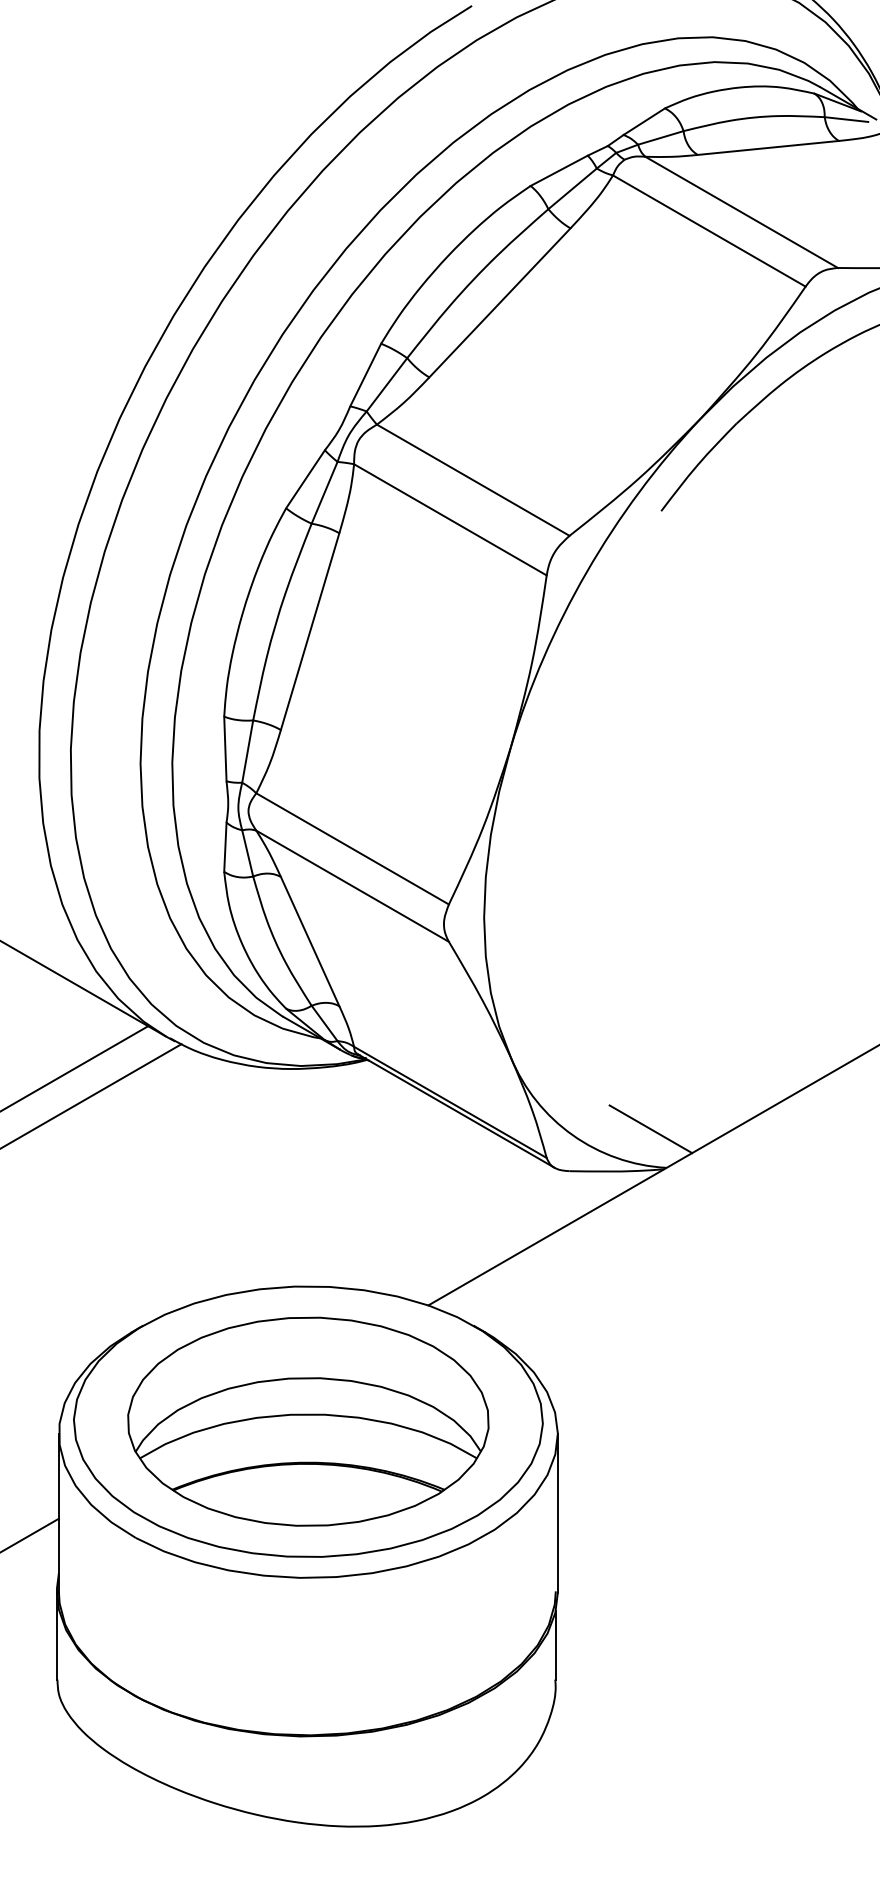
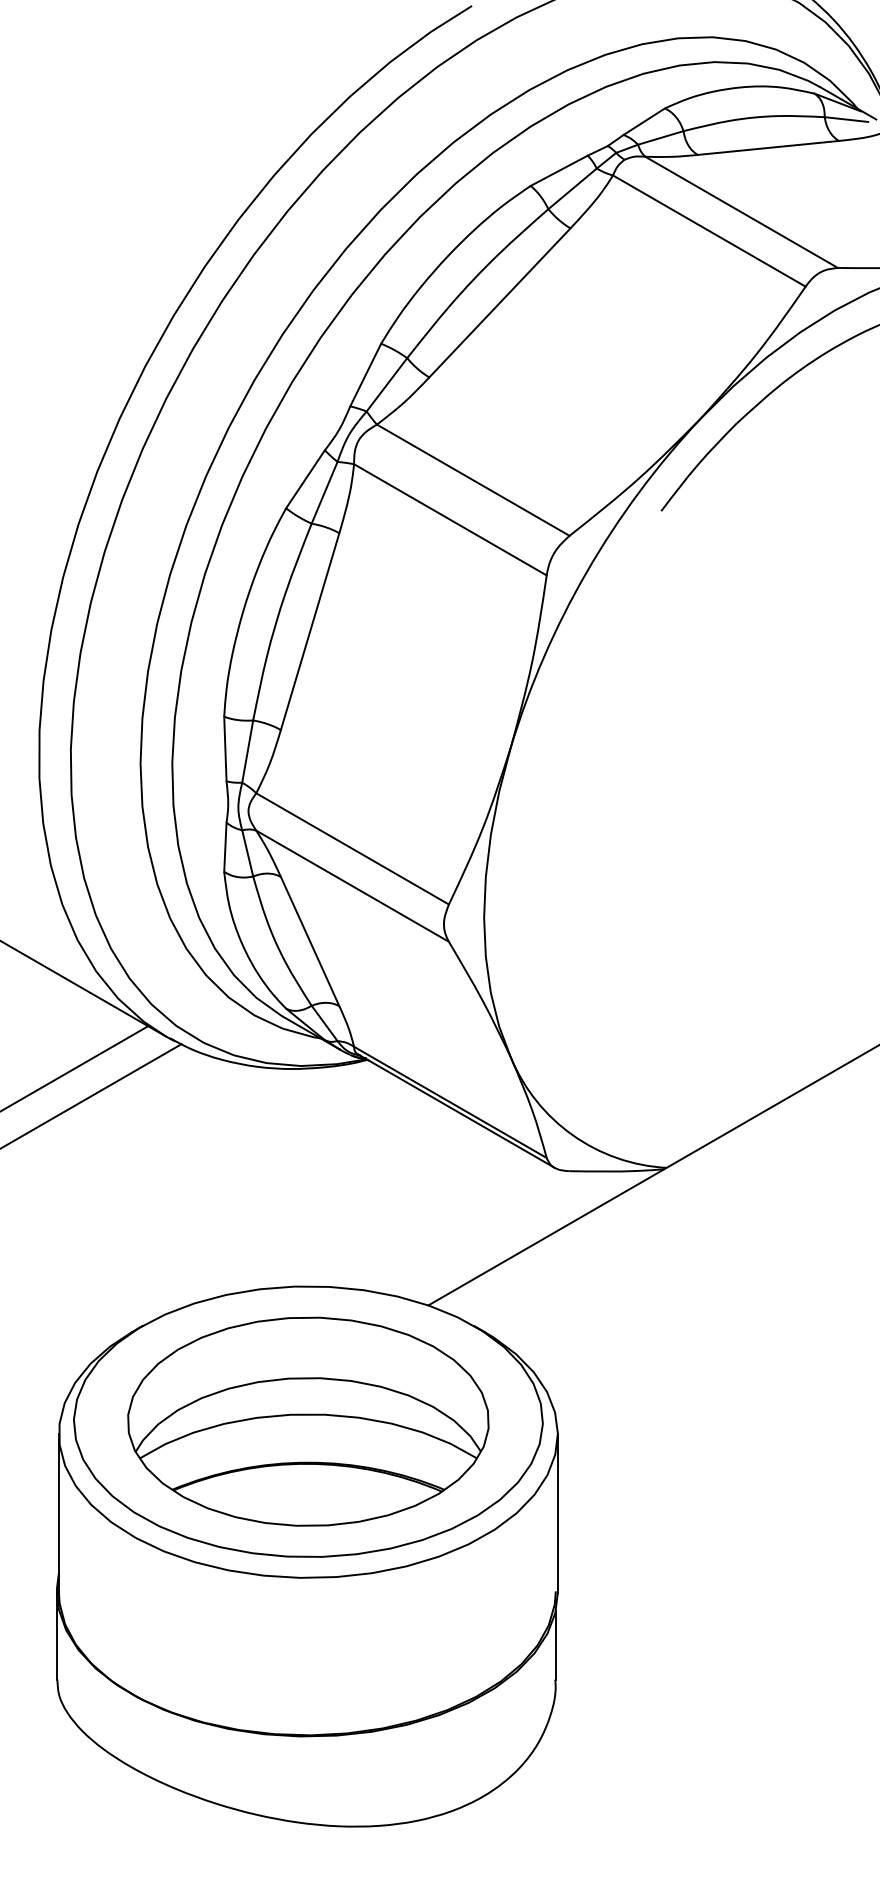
line: present -> none (650, 1129)
line: present -> none (30, 1534)
